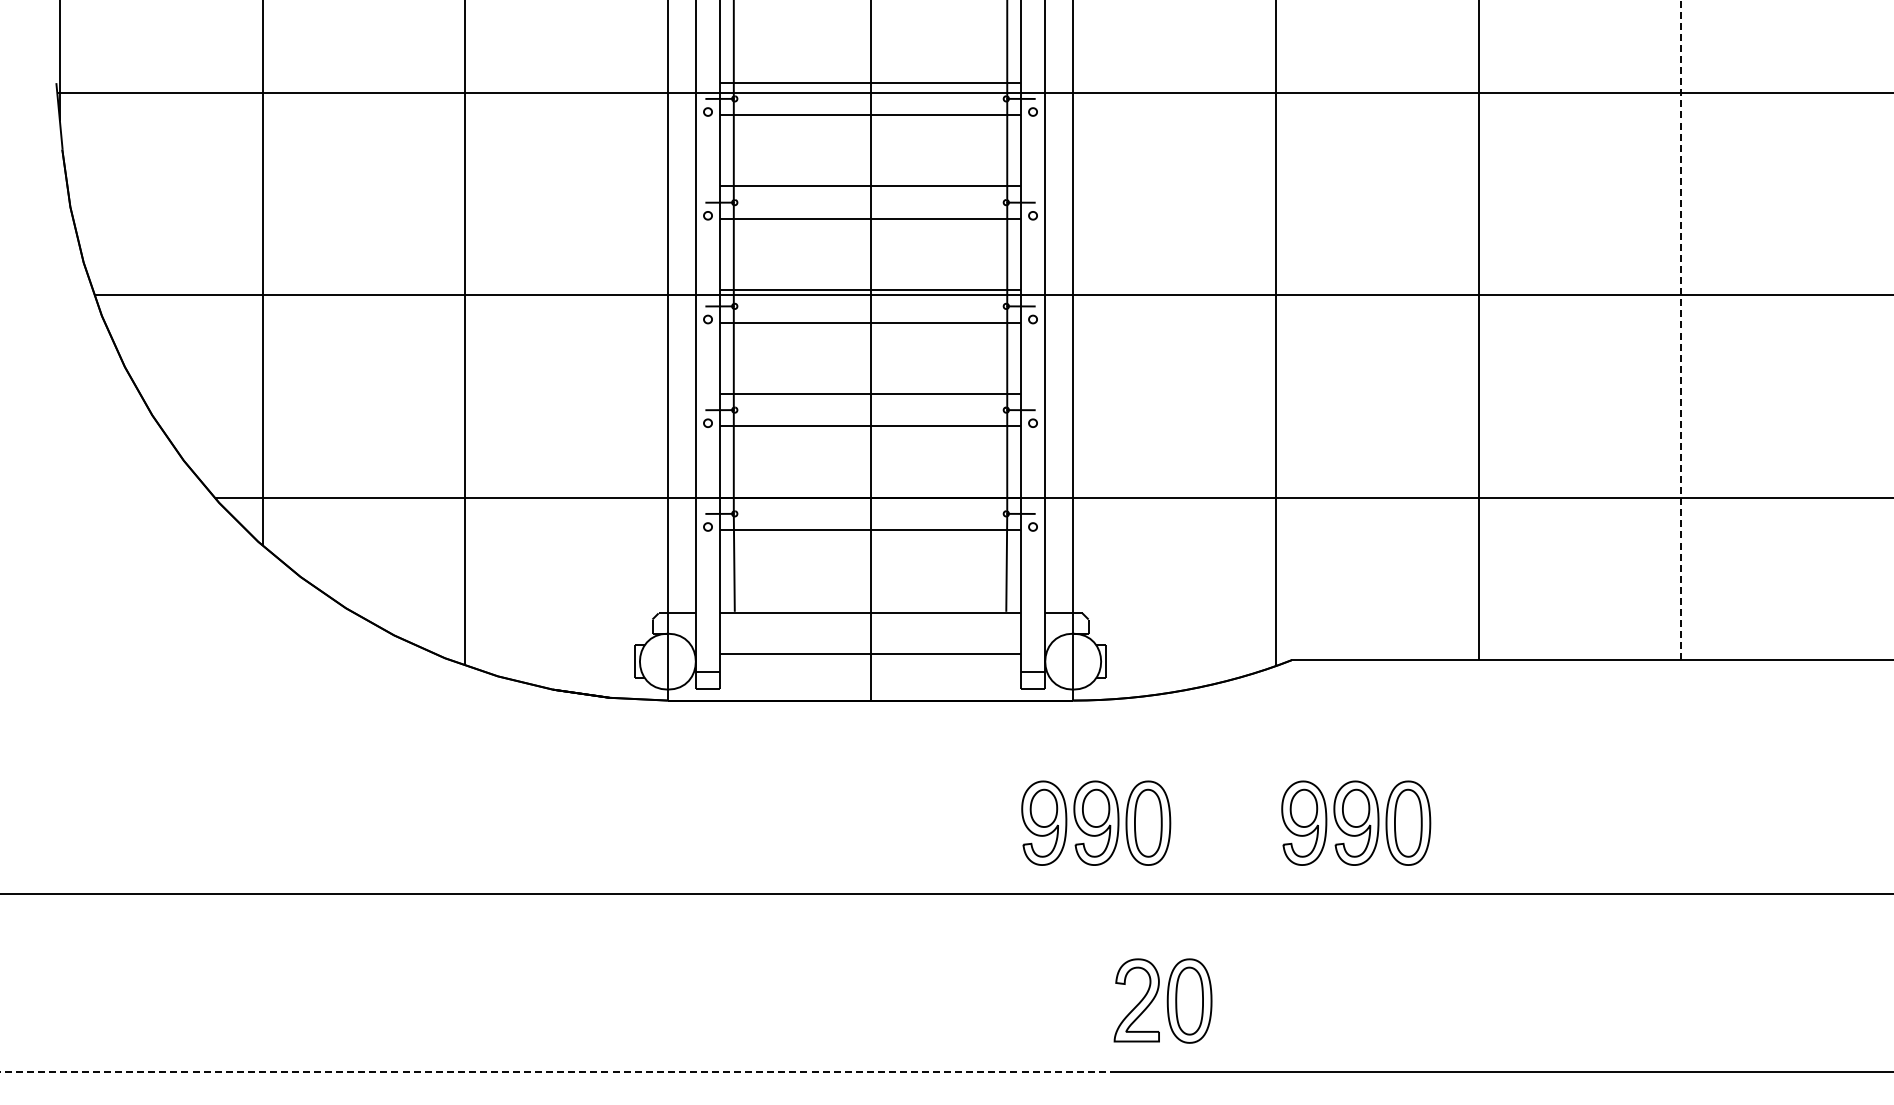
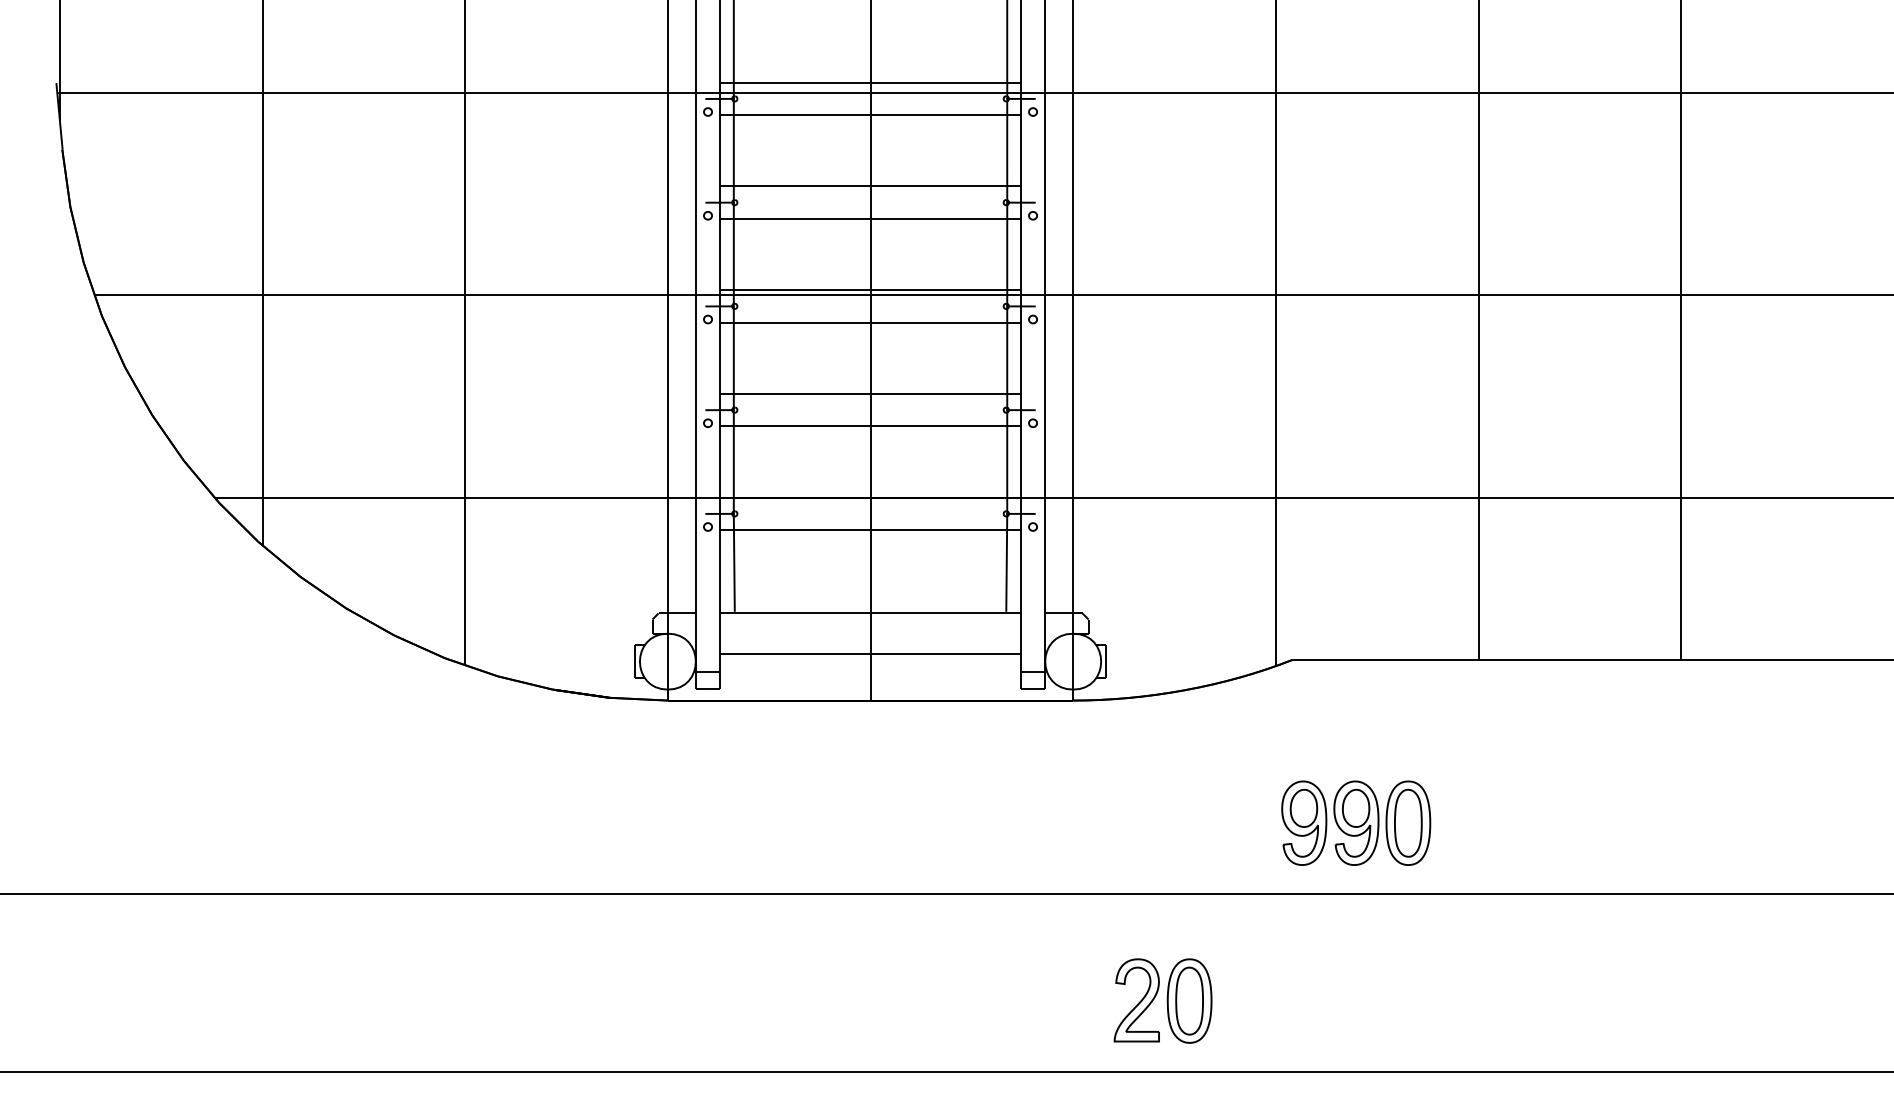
line: dashed -> solid (1681, 330)
part: present -> none (1096, 822)
line: dashed -> solid (557, 1071)
